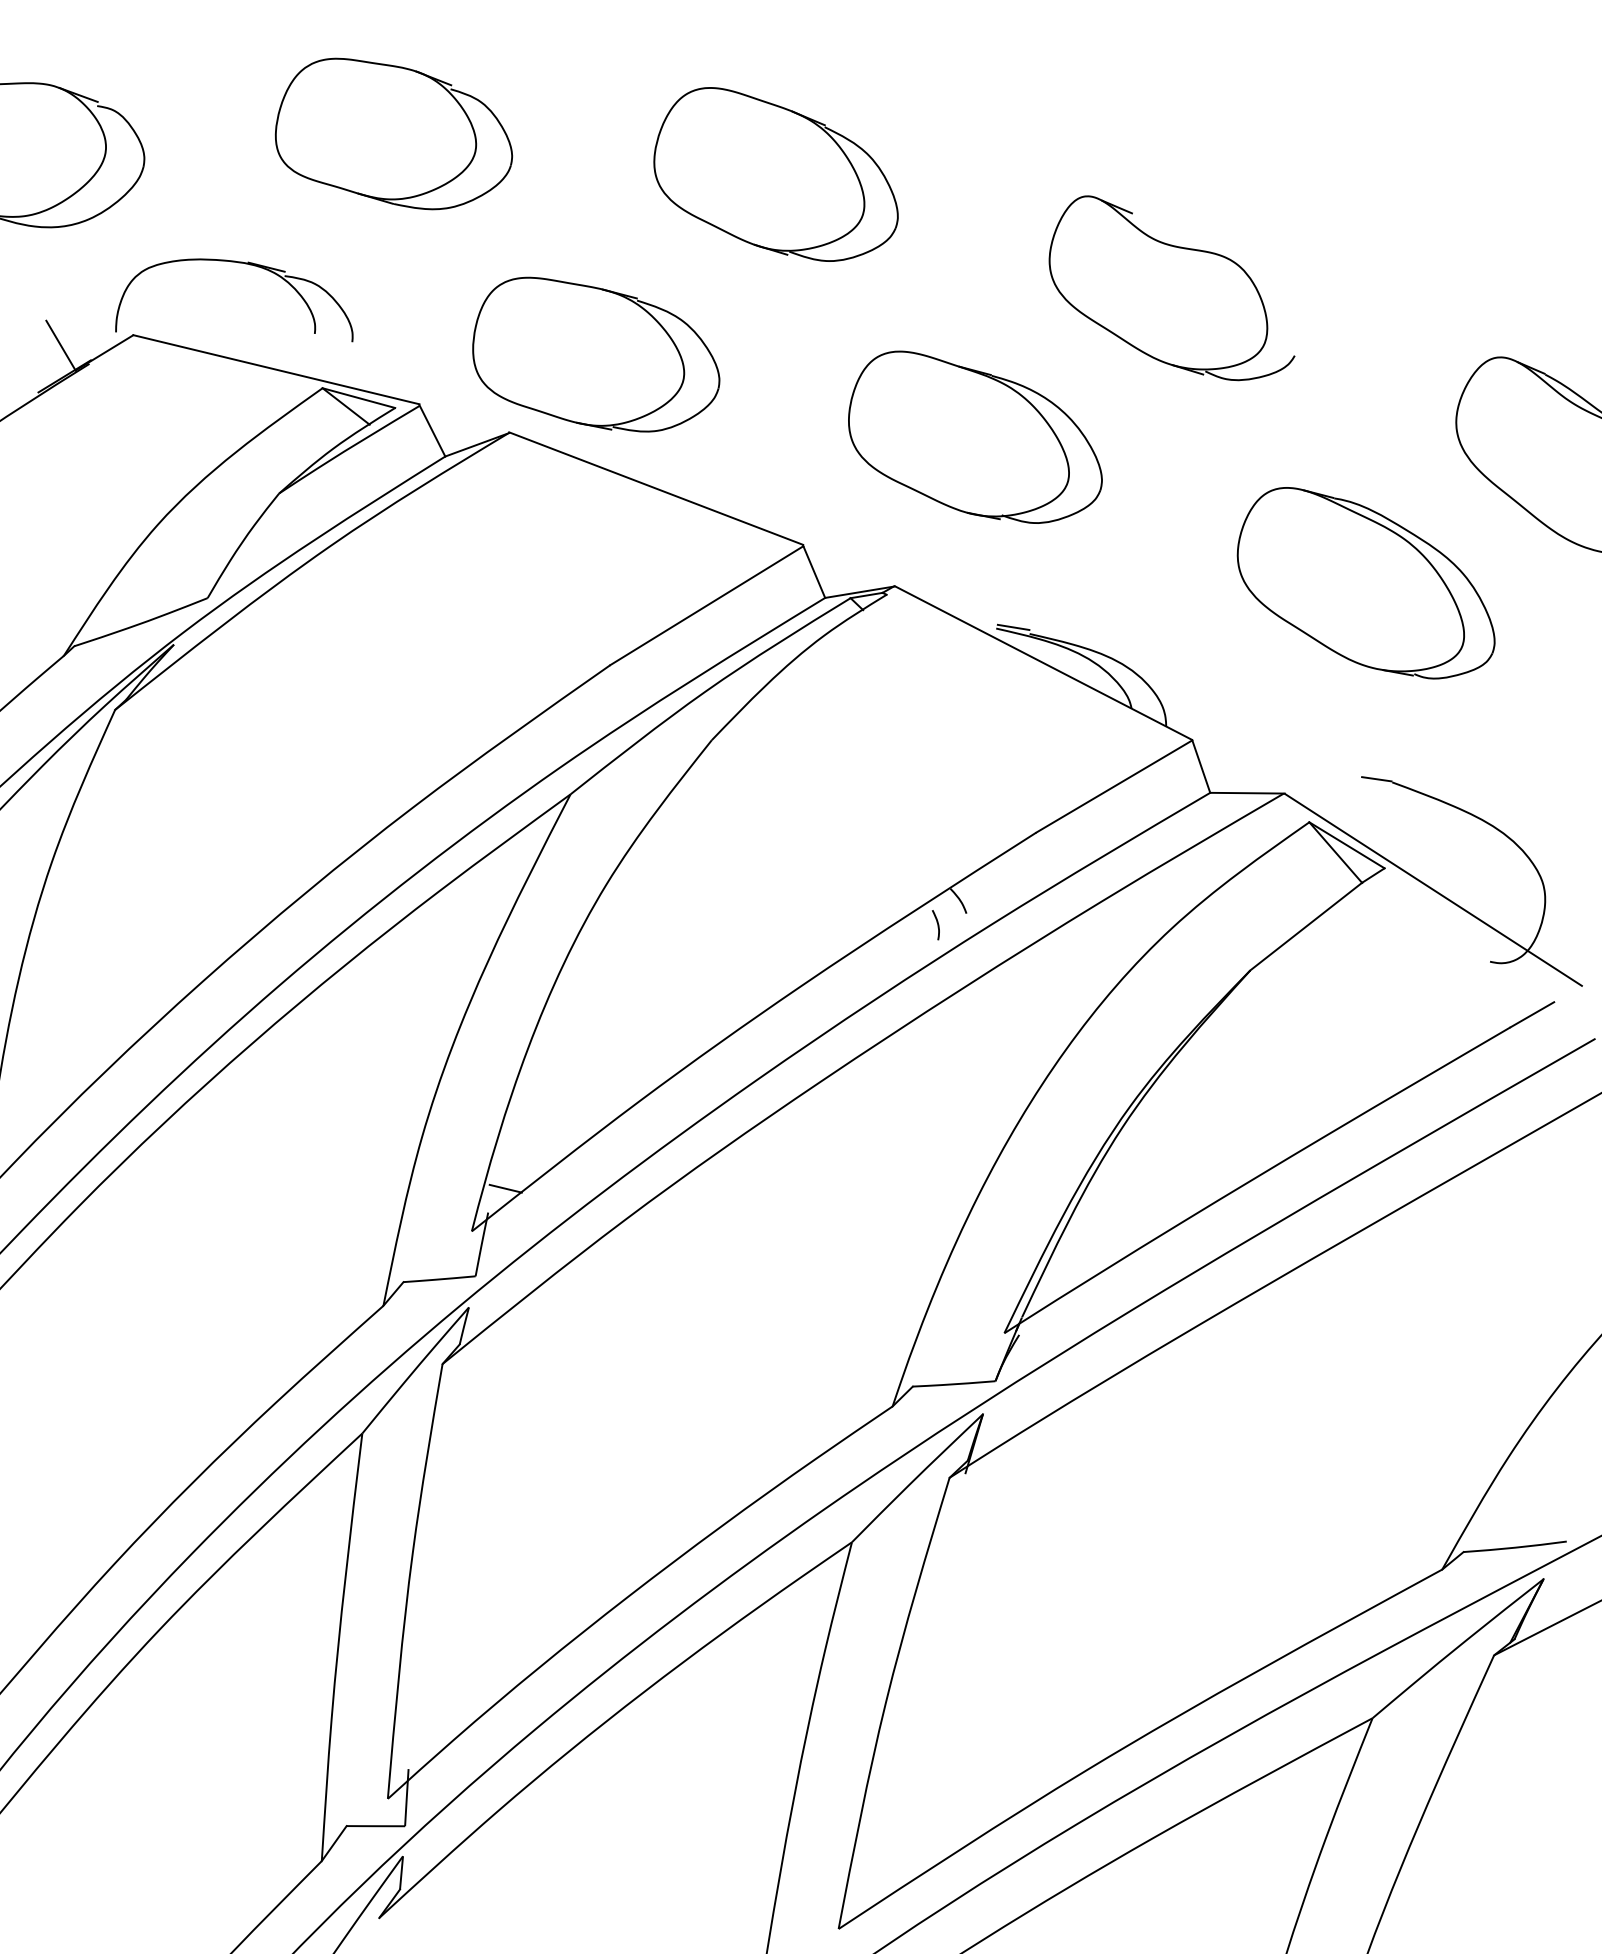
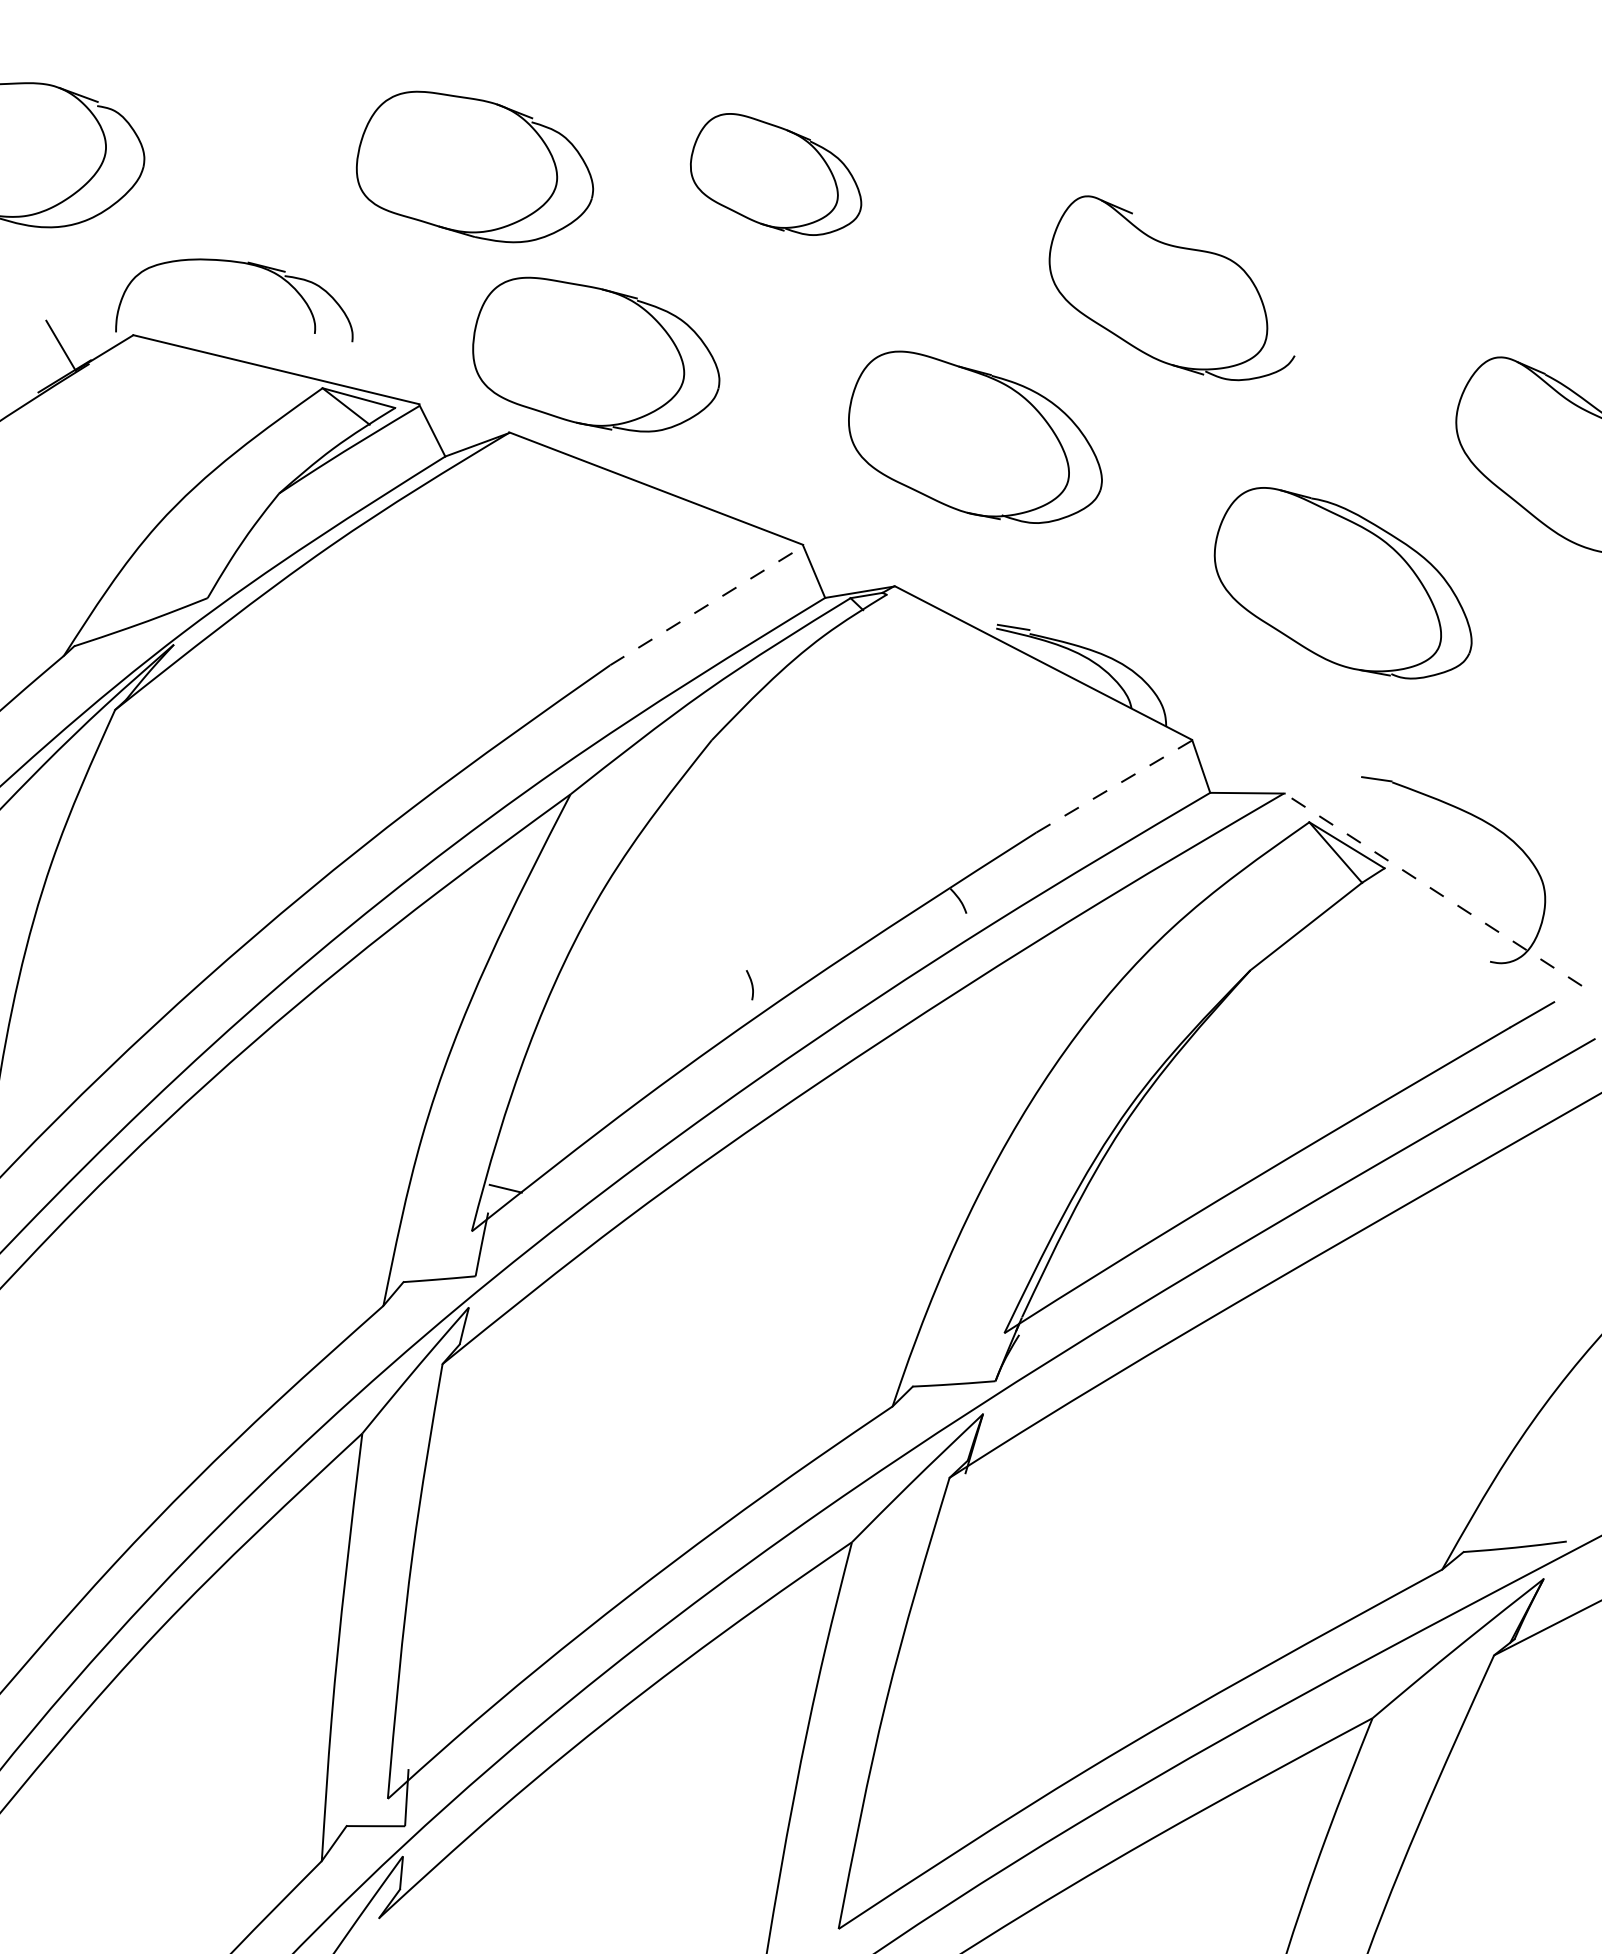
part position: (393, 133) -> (474, 166) (474, 166)
part size: 246x175 px -> 173x123 px (776, 174)
part position: (1365, 583) -> (1342, 583) (1342, 583)
line: solid -> dashed (707, 605)
line: solid -> dashed (1114, 786)
line: solid -> dashed (1433, 889)
curve position: (937, 925) -> (751, 985) (751, 985)
